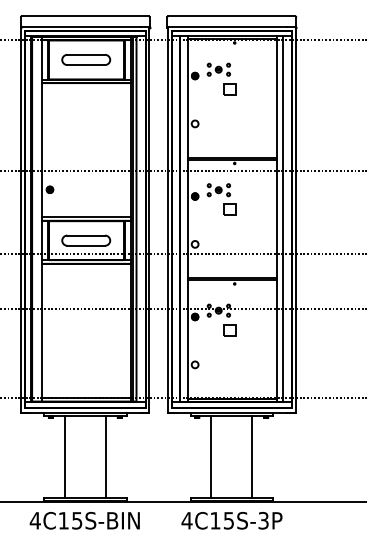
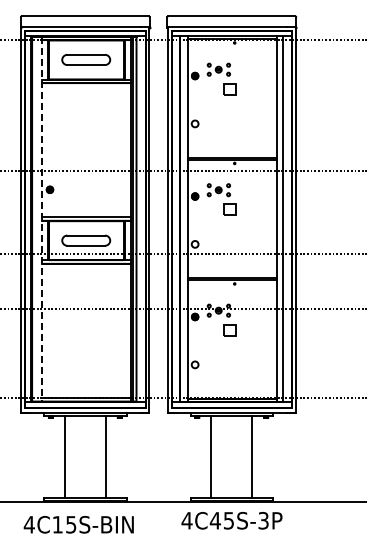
line: solid -> dashed (41, 219)
text position: (84, 520) -> (78, 524) (78, 524)
text: 4C15S-3P -> 4C45S-3P (214, 520)
